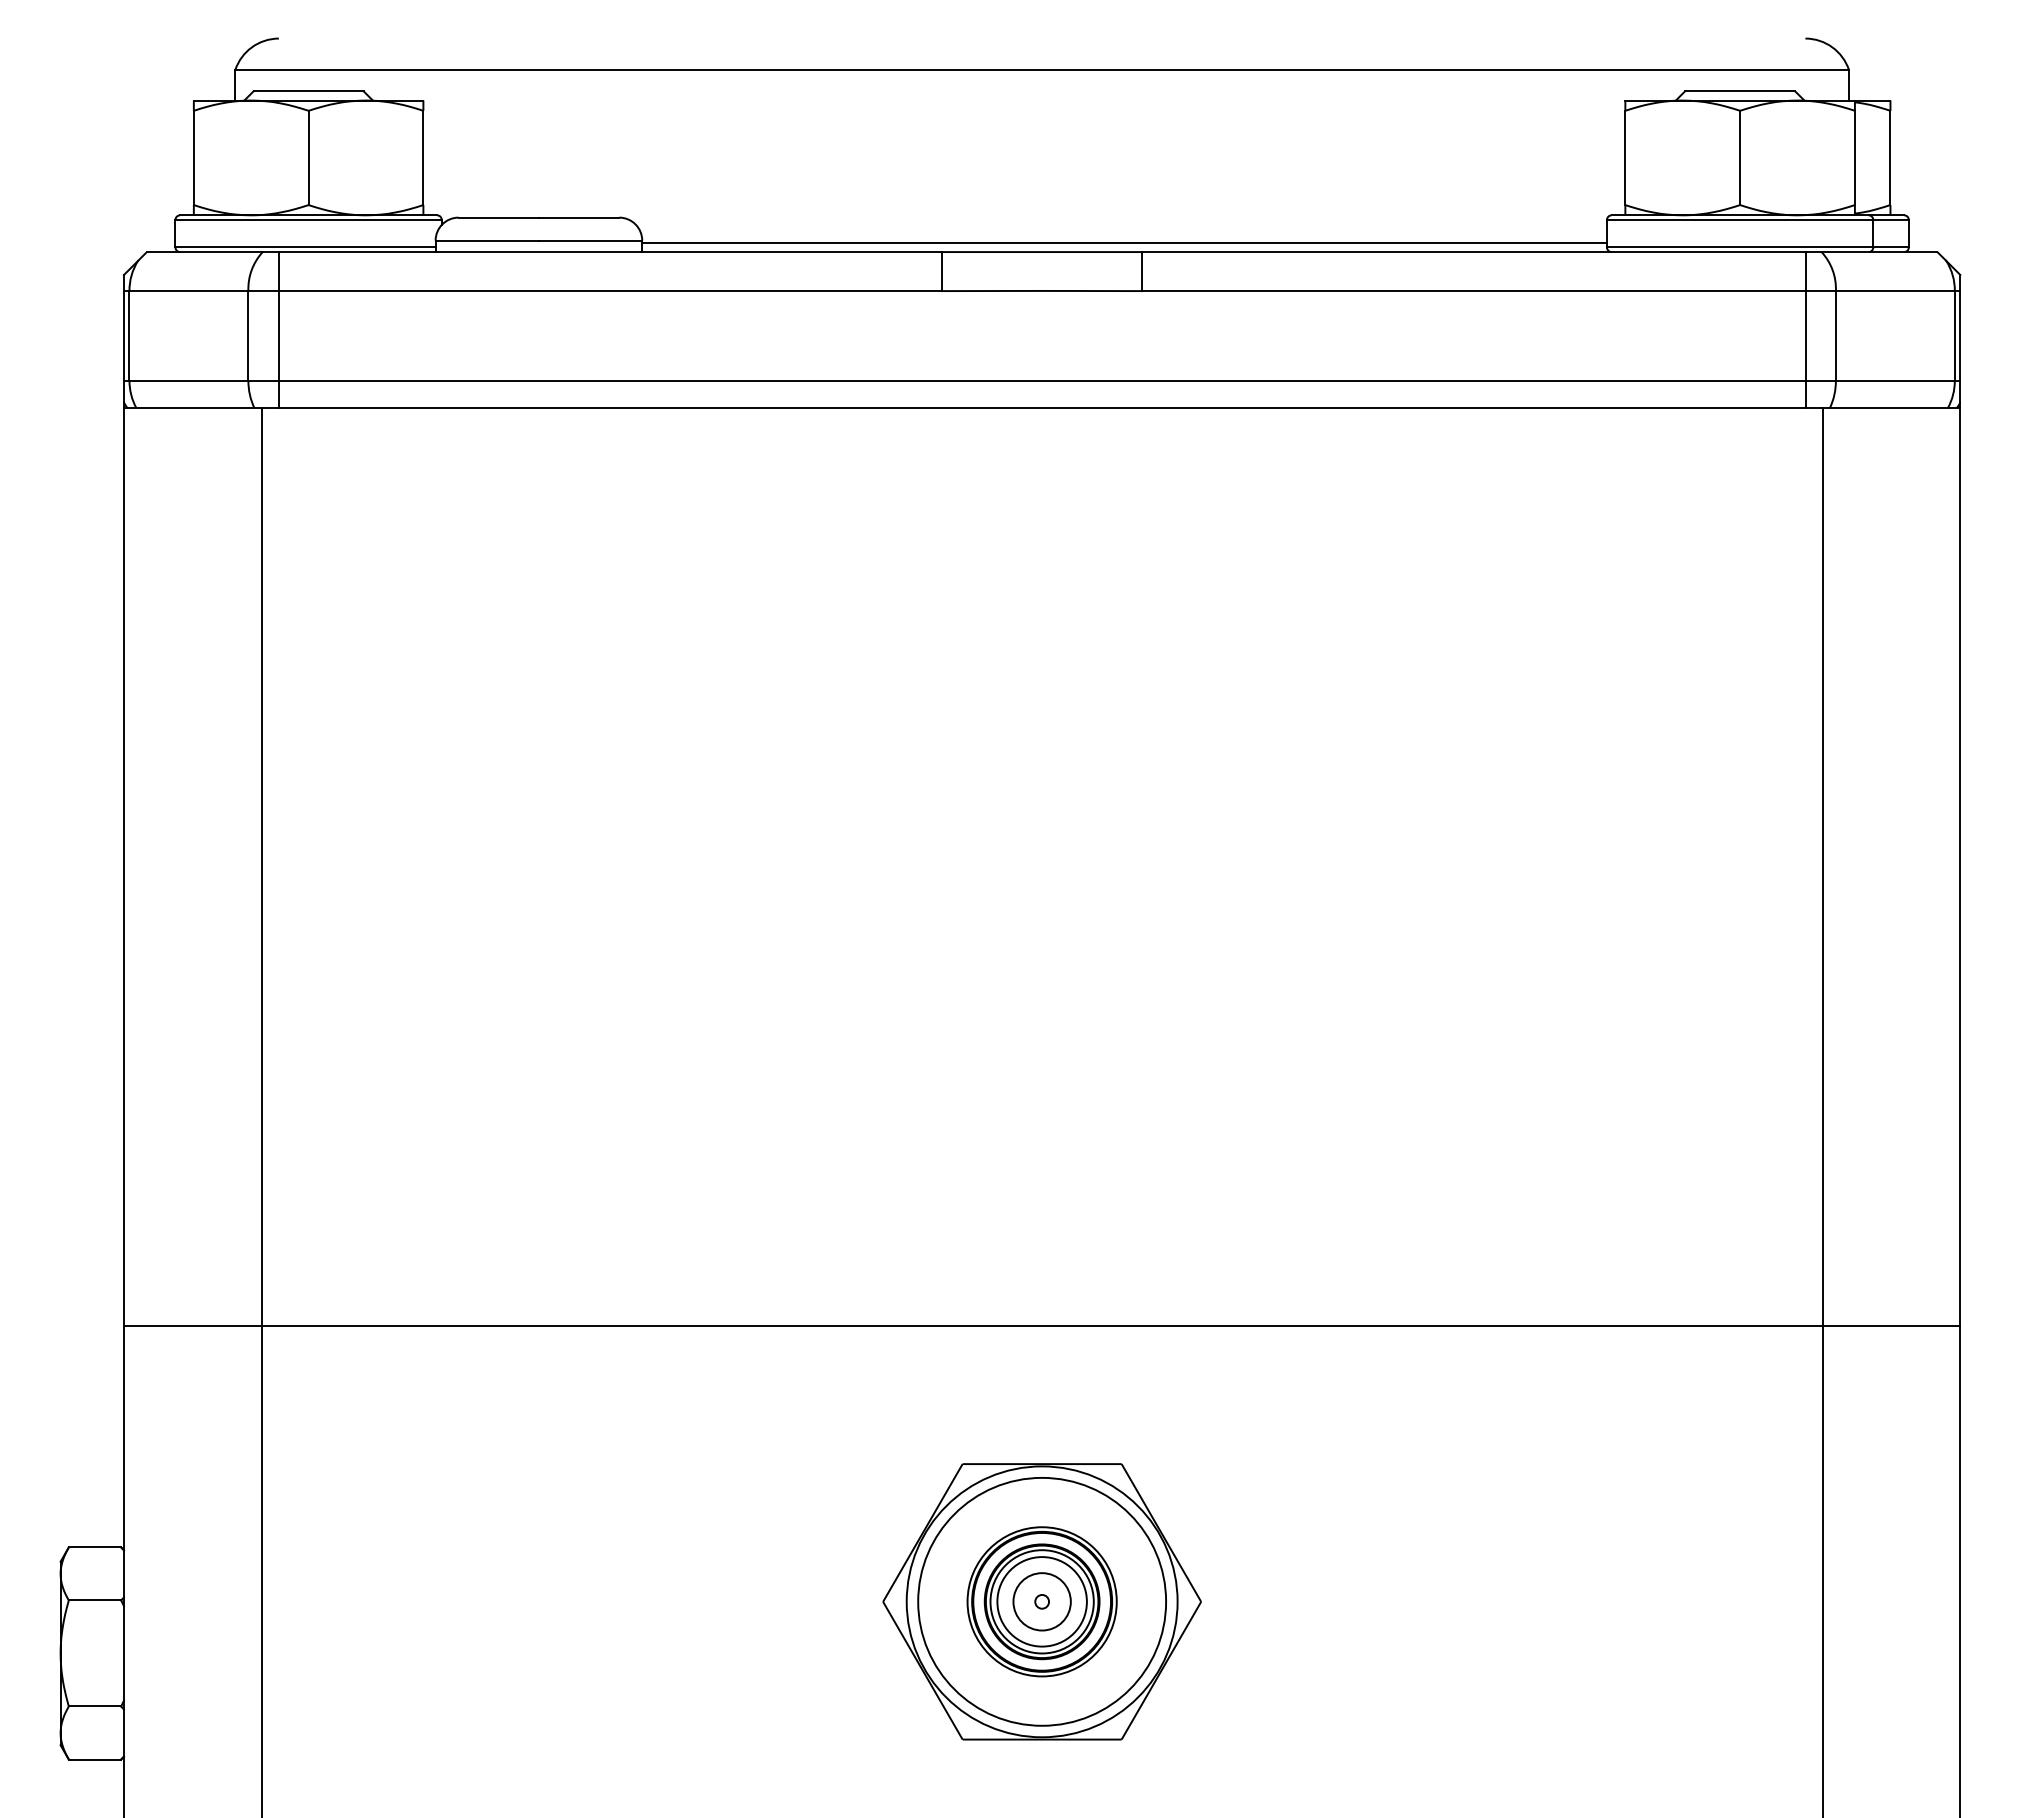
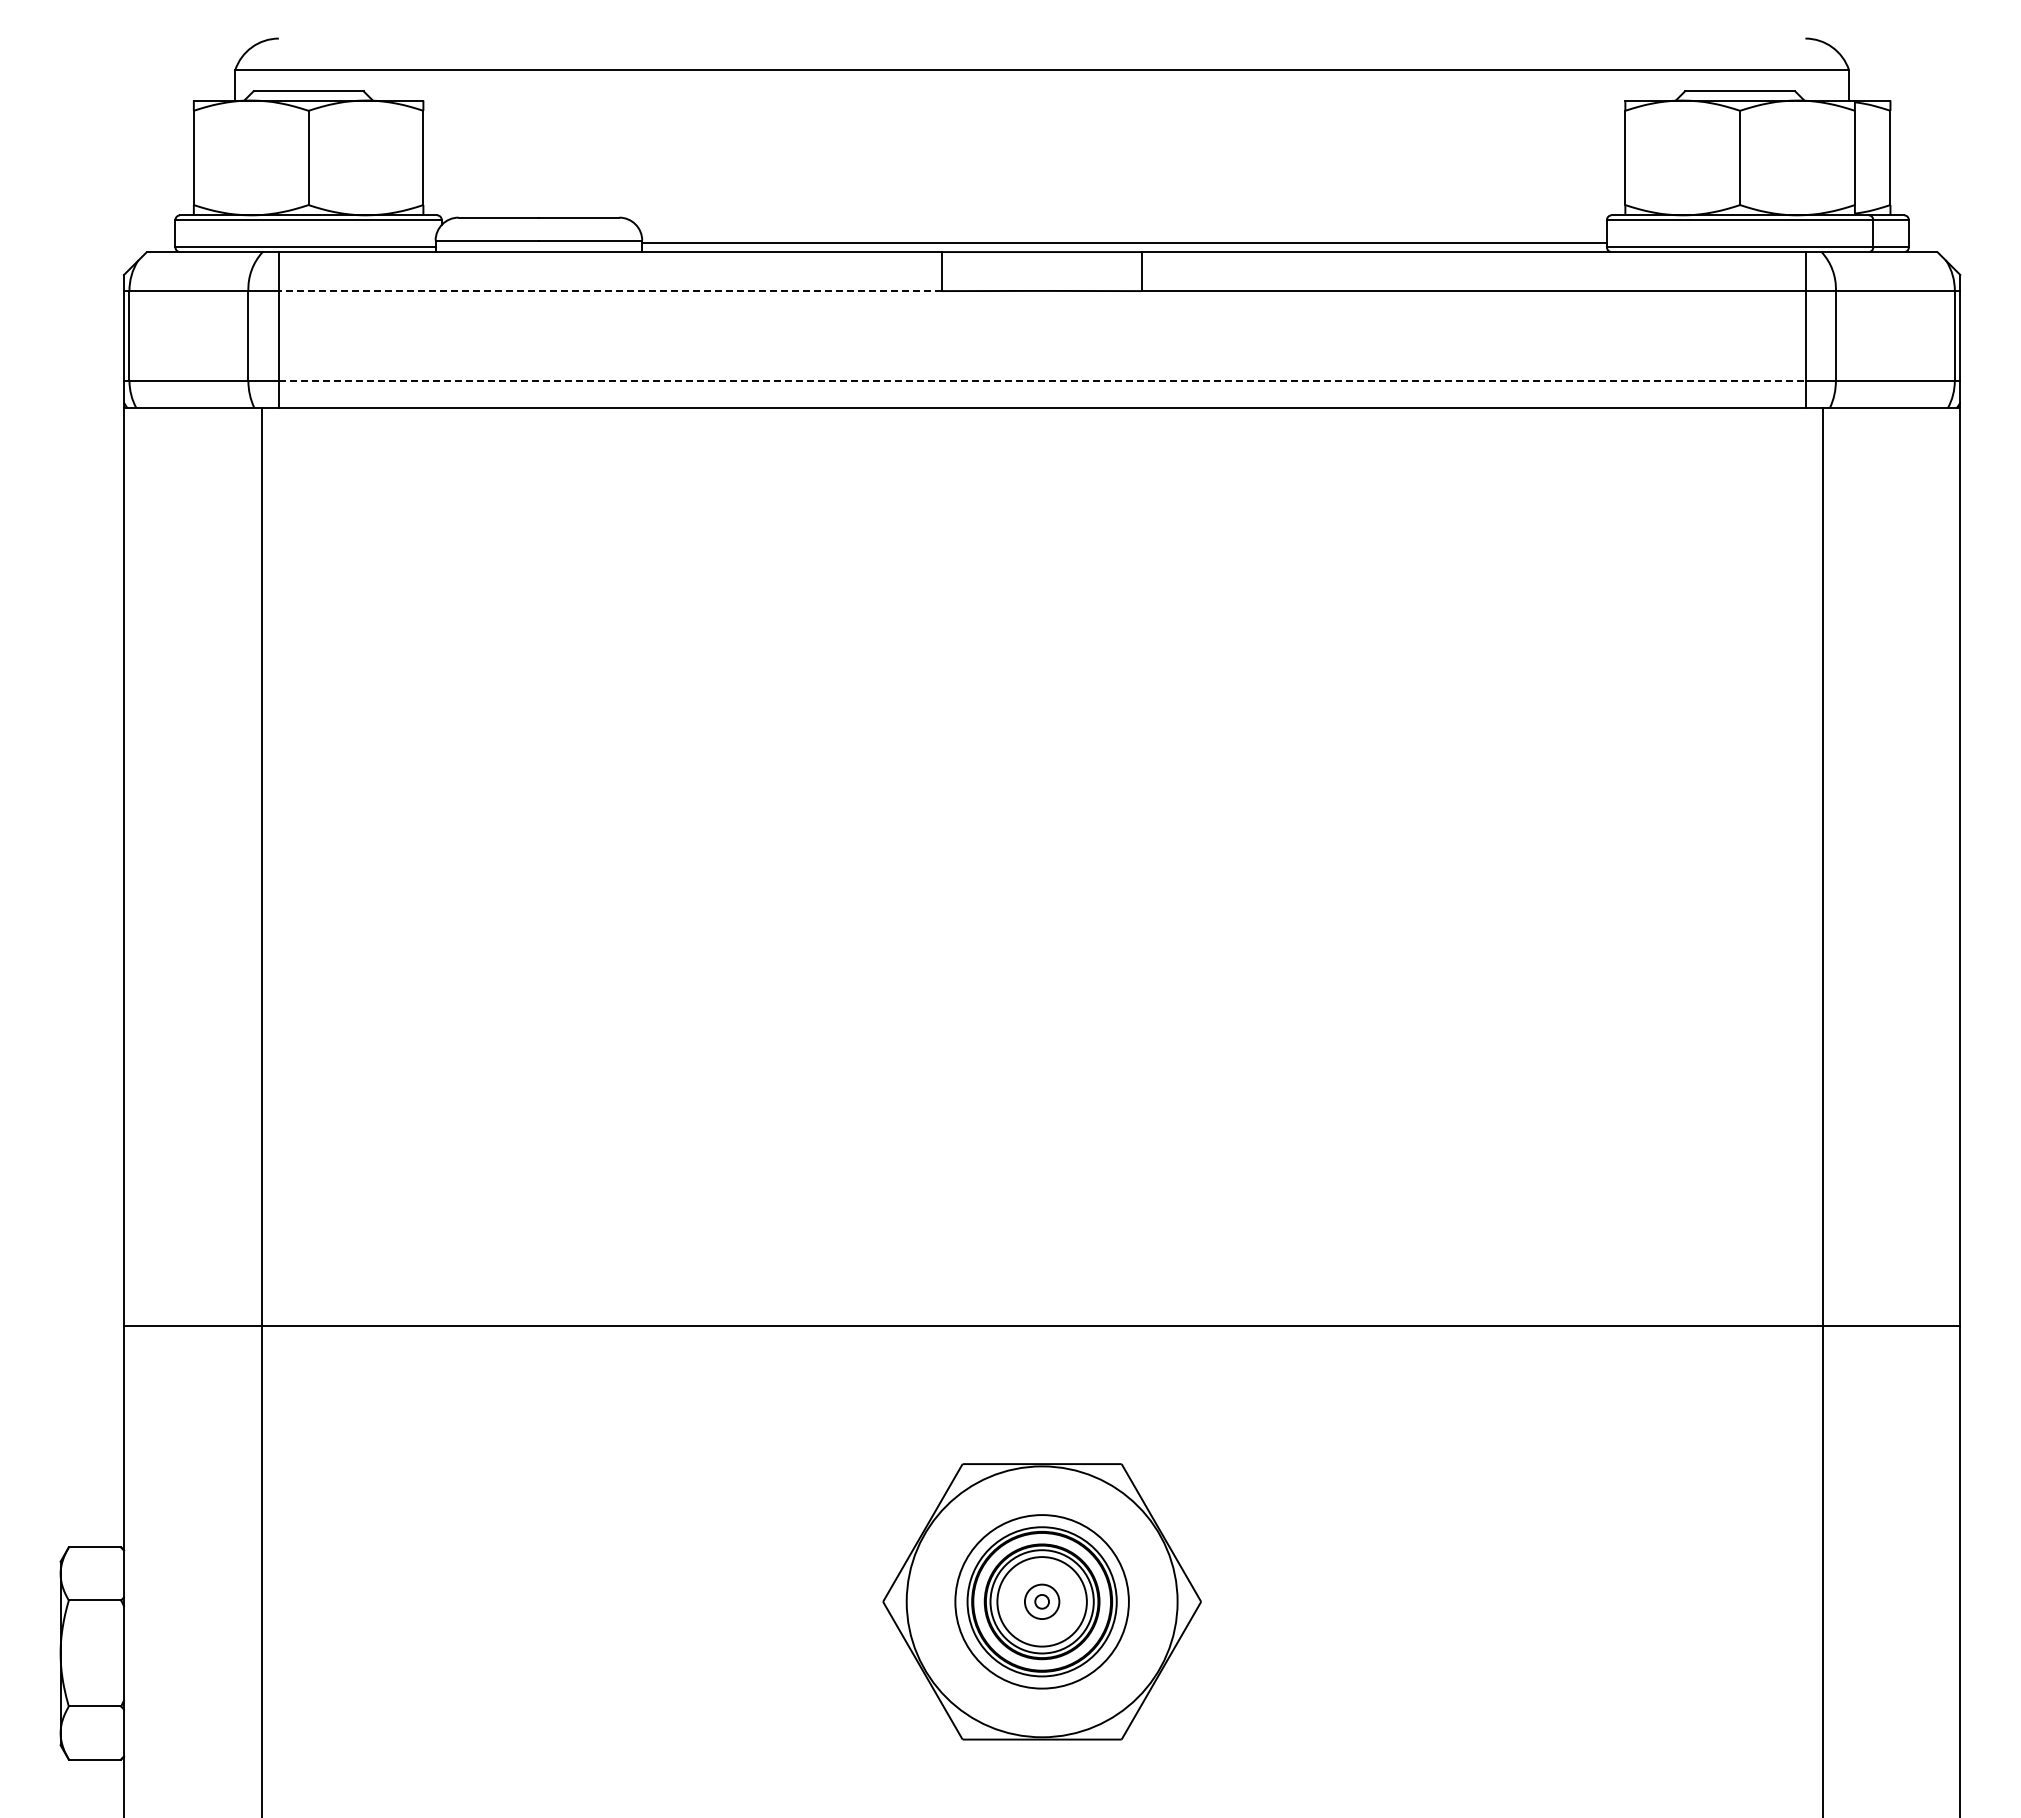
line: solid -> dashed (610, 291)
line: solid -> dashed (1042, 380)
circle diameter: 57 px -> 34 px (1041, 1601)
circle diameter: 248 px -> 174 px (1041, 1601)
